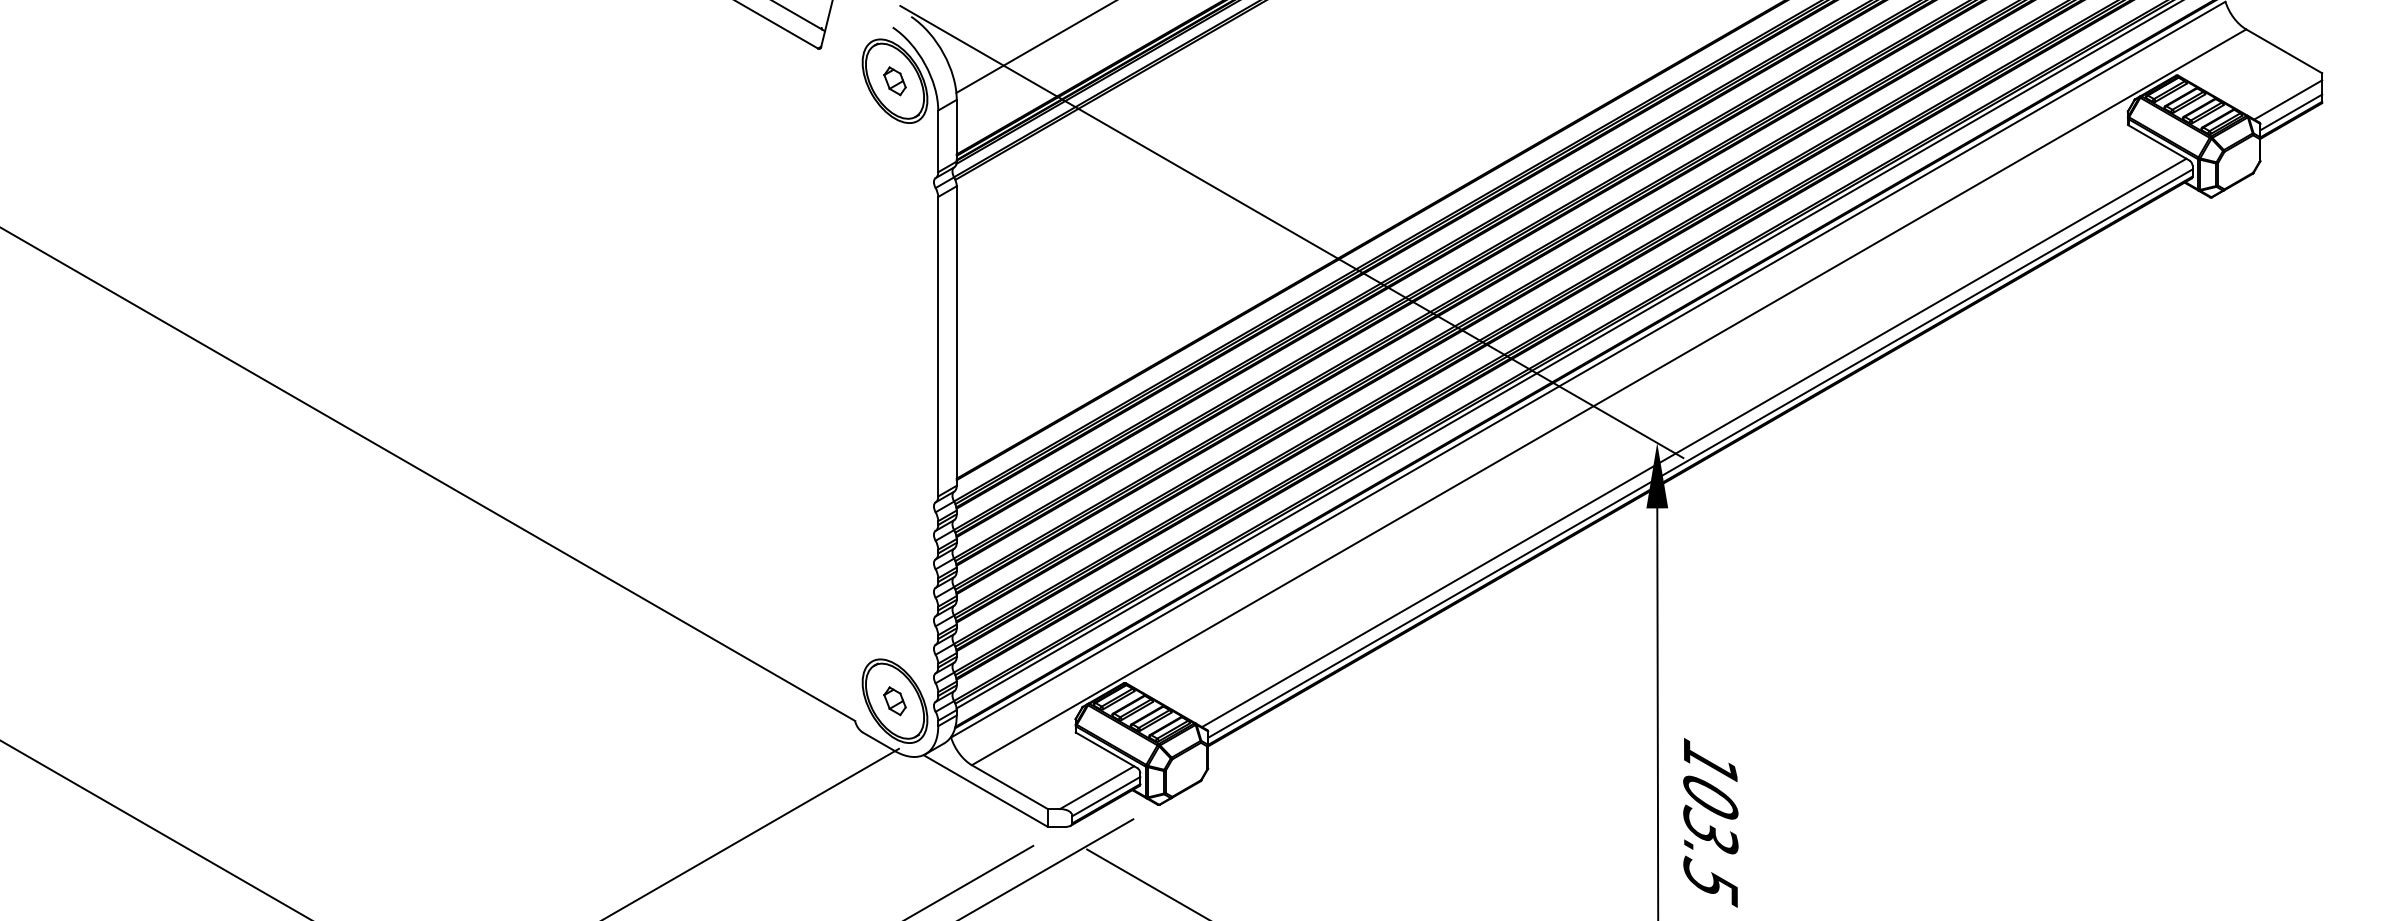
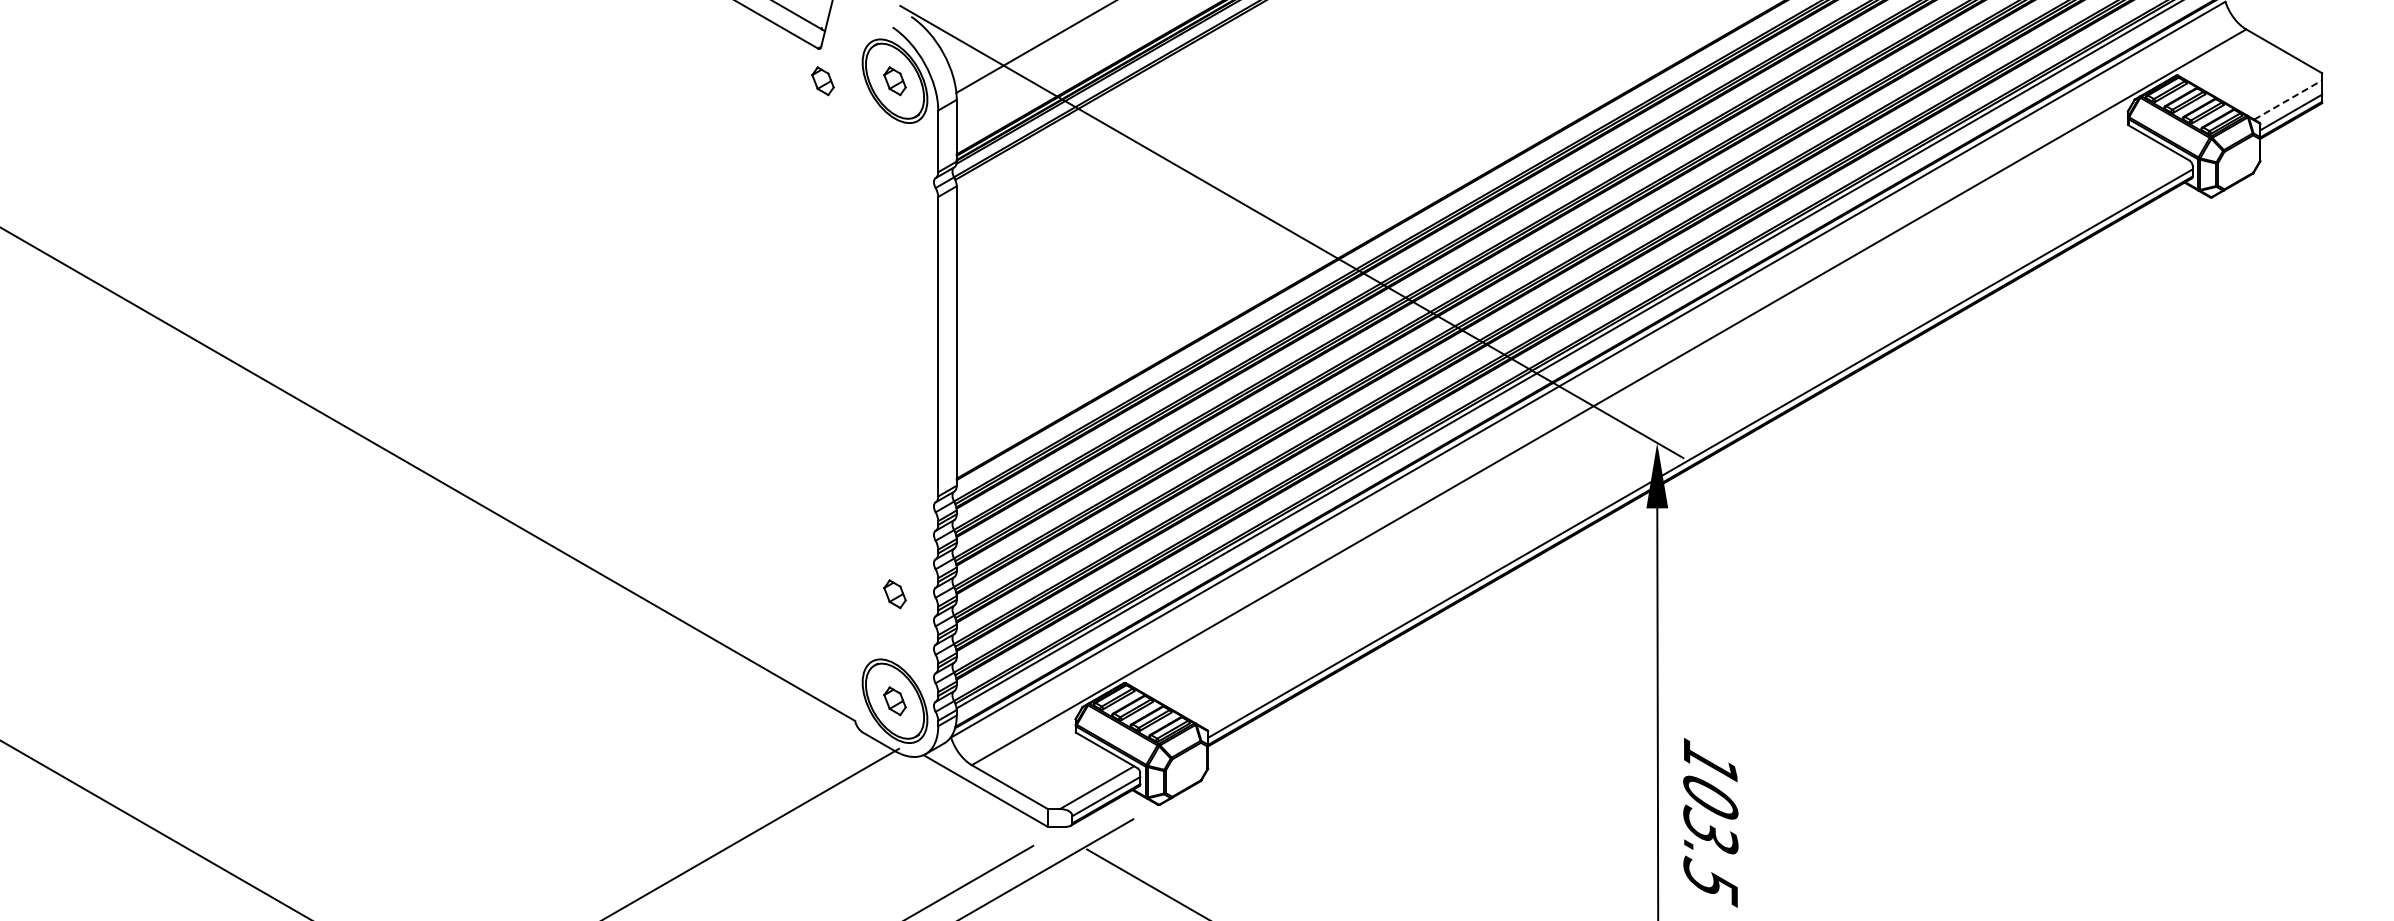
part: none -> present (822, 81)
line: solid -> dashed (2288, 99)
line: present -> none (1694, 442)
part: none -> present (894, 594)
